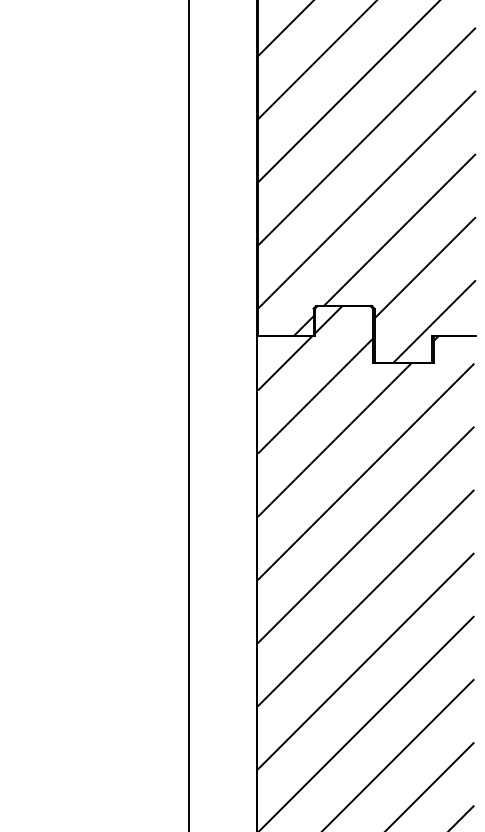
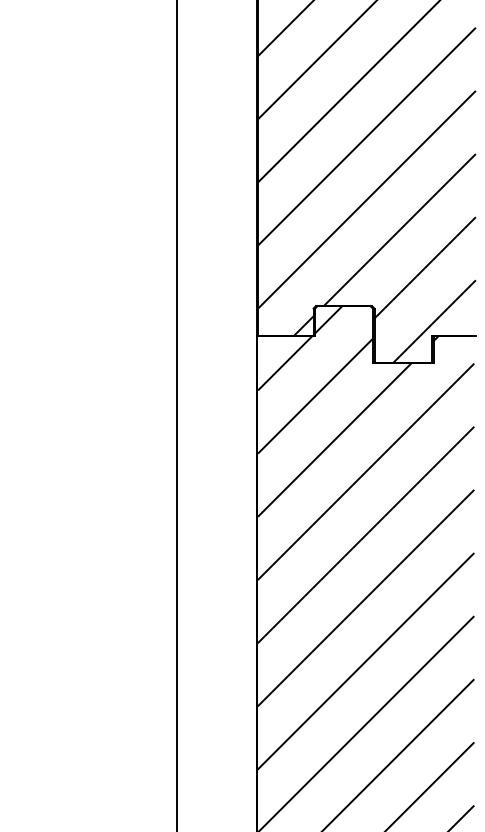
line position: (189, 415) -> (177, 415) (177, 415)
